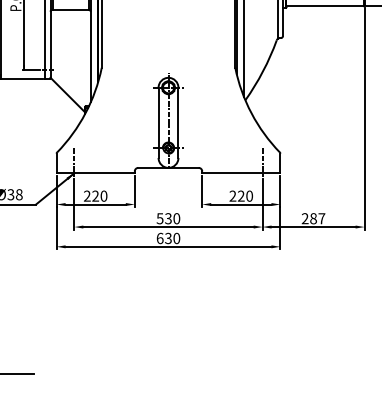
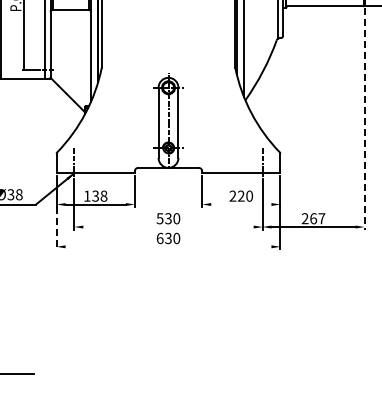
line: solid -> dashed (364, 118)
text: 220 -> 138 (95, 195)
line: present -> none (241, 204)
text: 287 -> 267 (313, 218)
line: present -> none (168, 227)
line: solid -> dashed (56, 228)
line: present -> none (168, 246)
